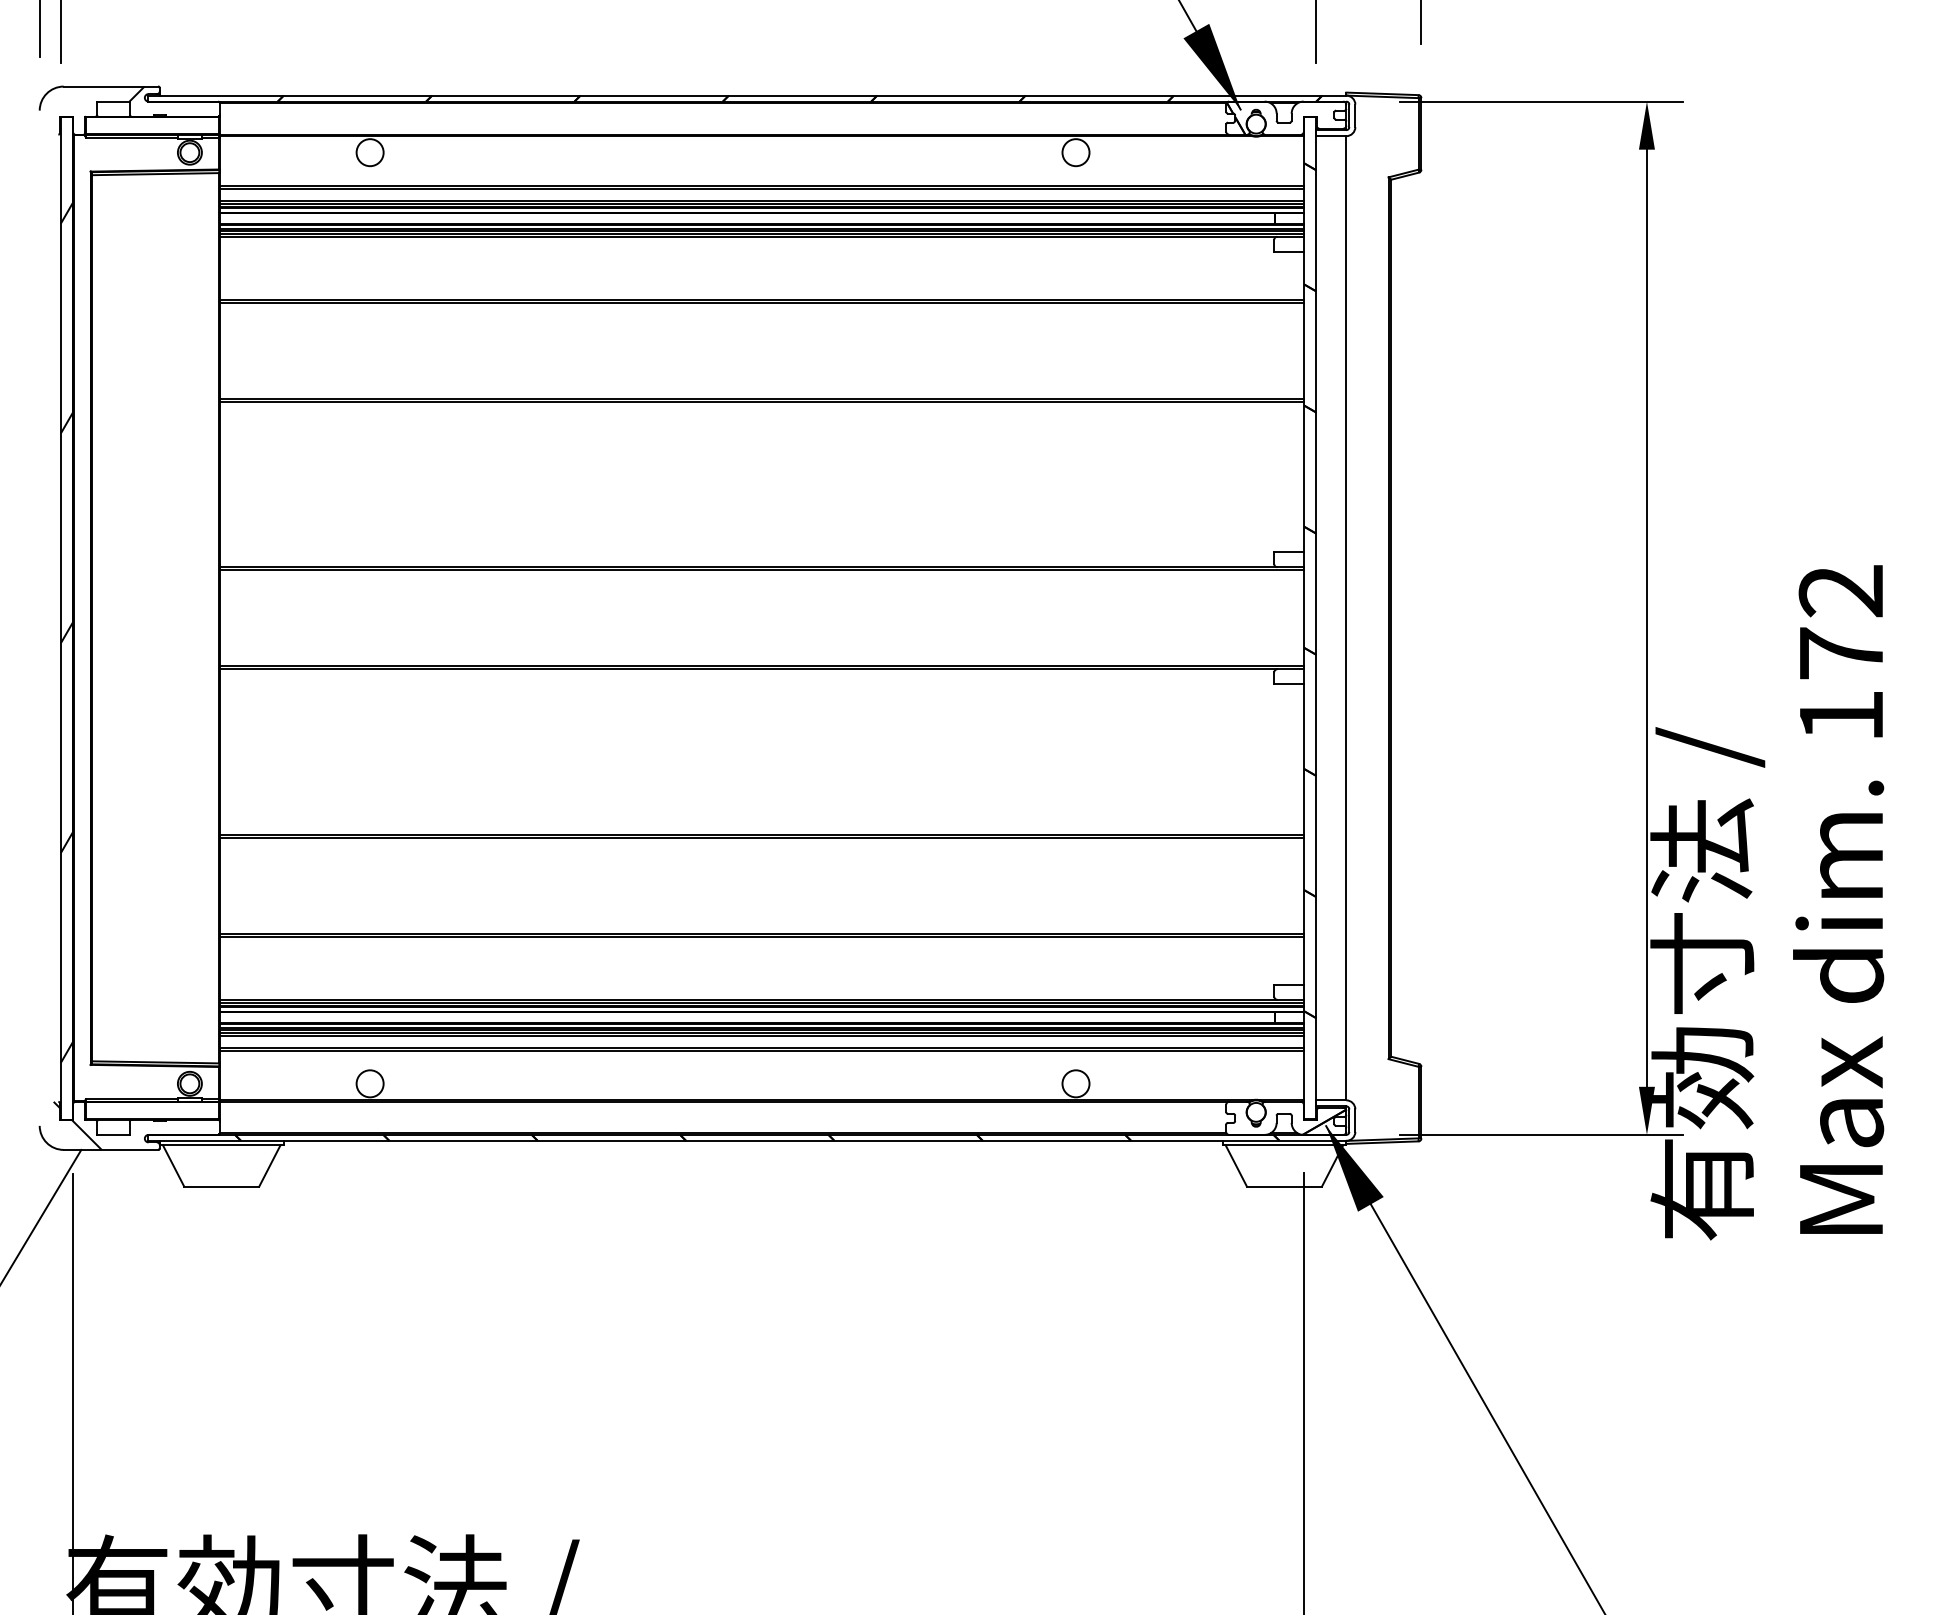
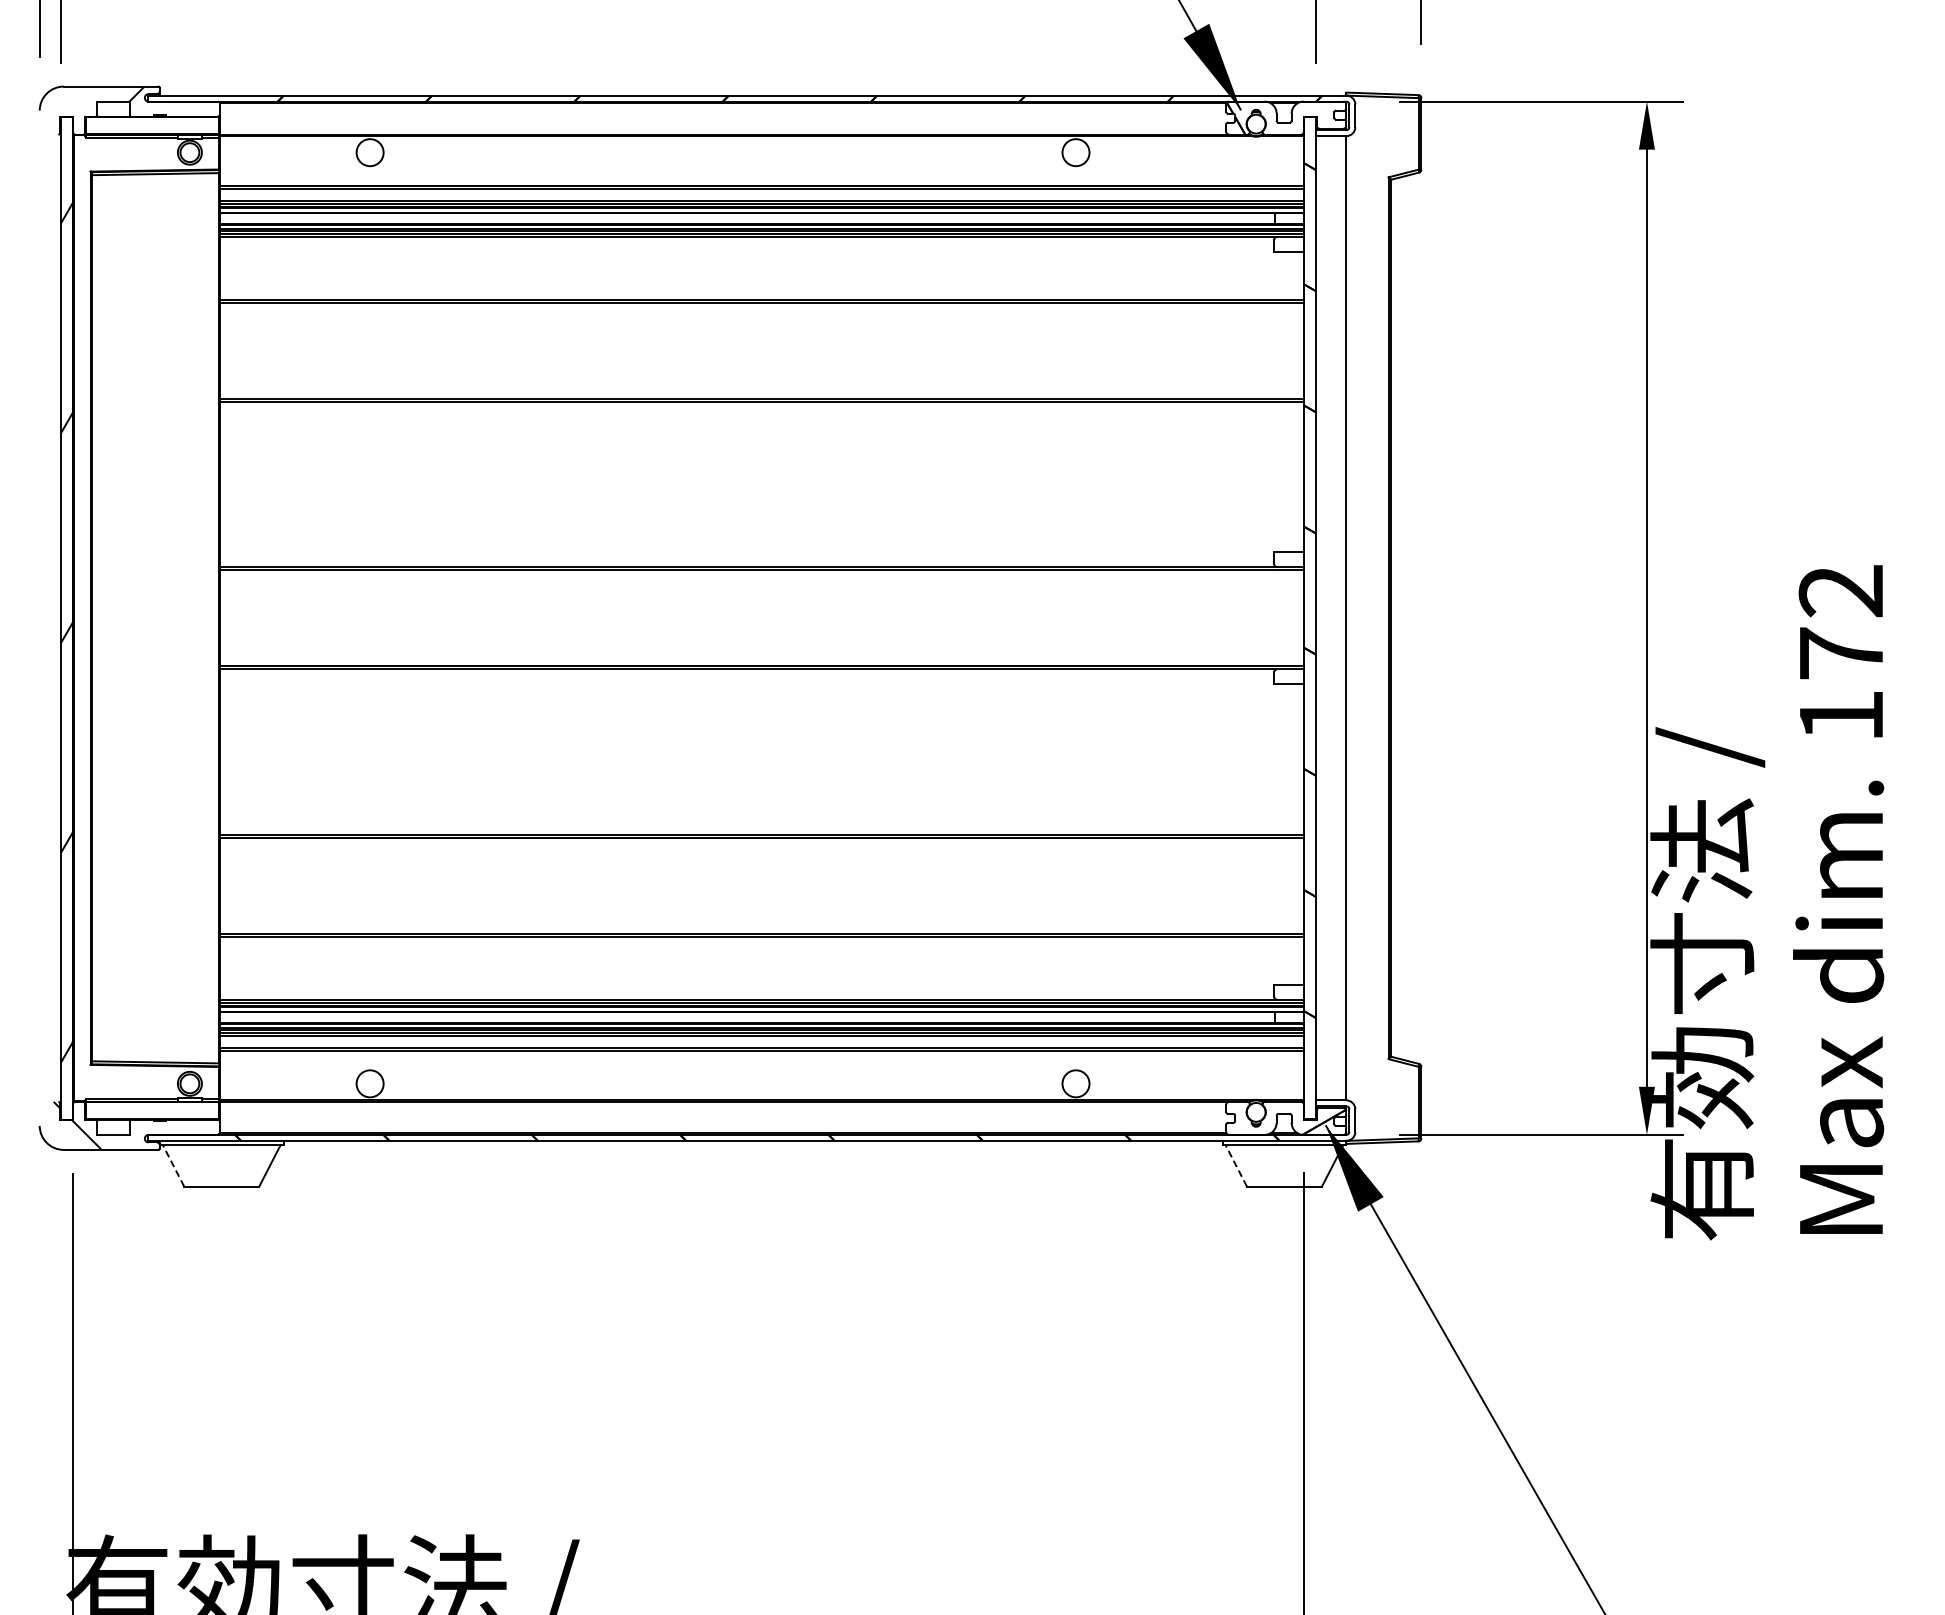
line: solid -> dashed (173, 1165)
line: solid -> dashed (1236, 1165)
line: present -> none (41, 1215)
